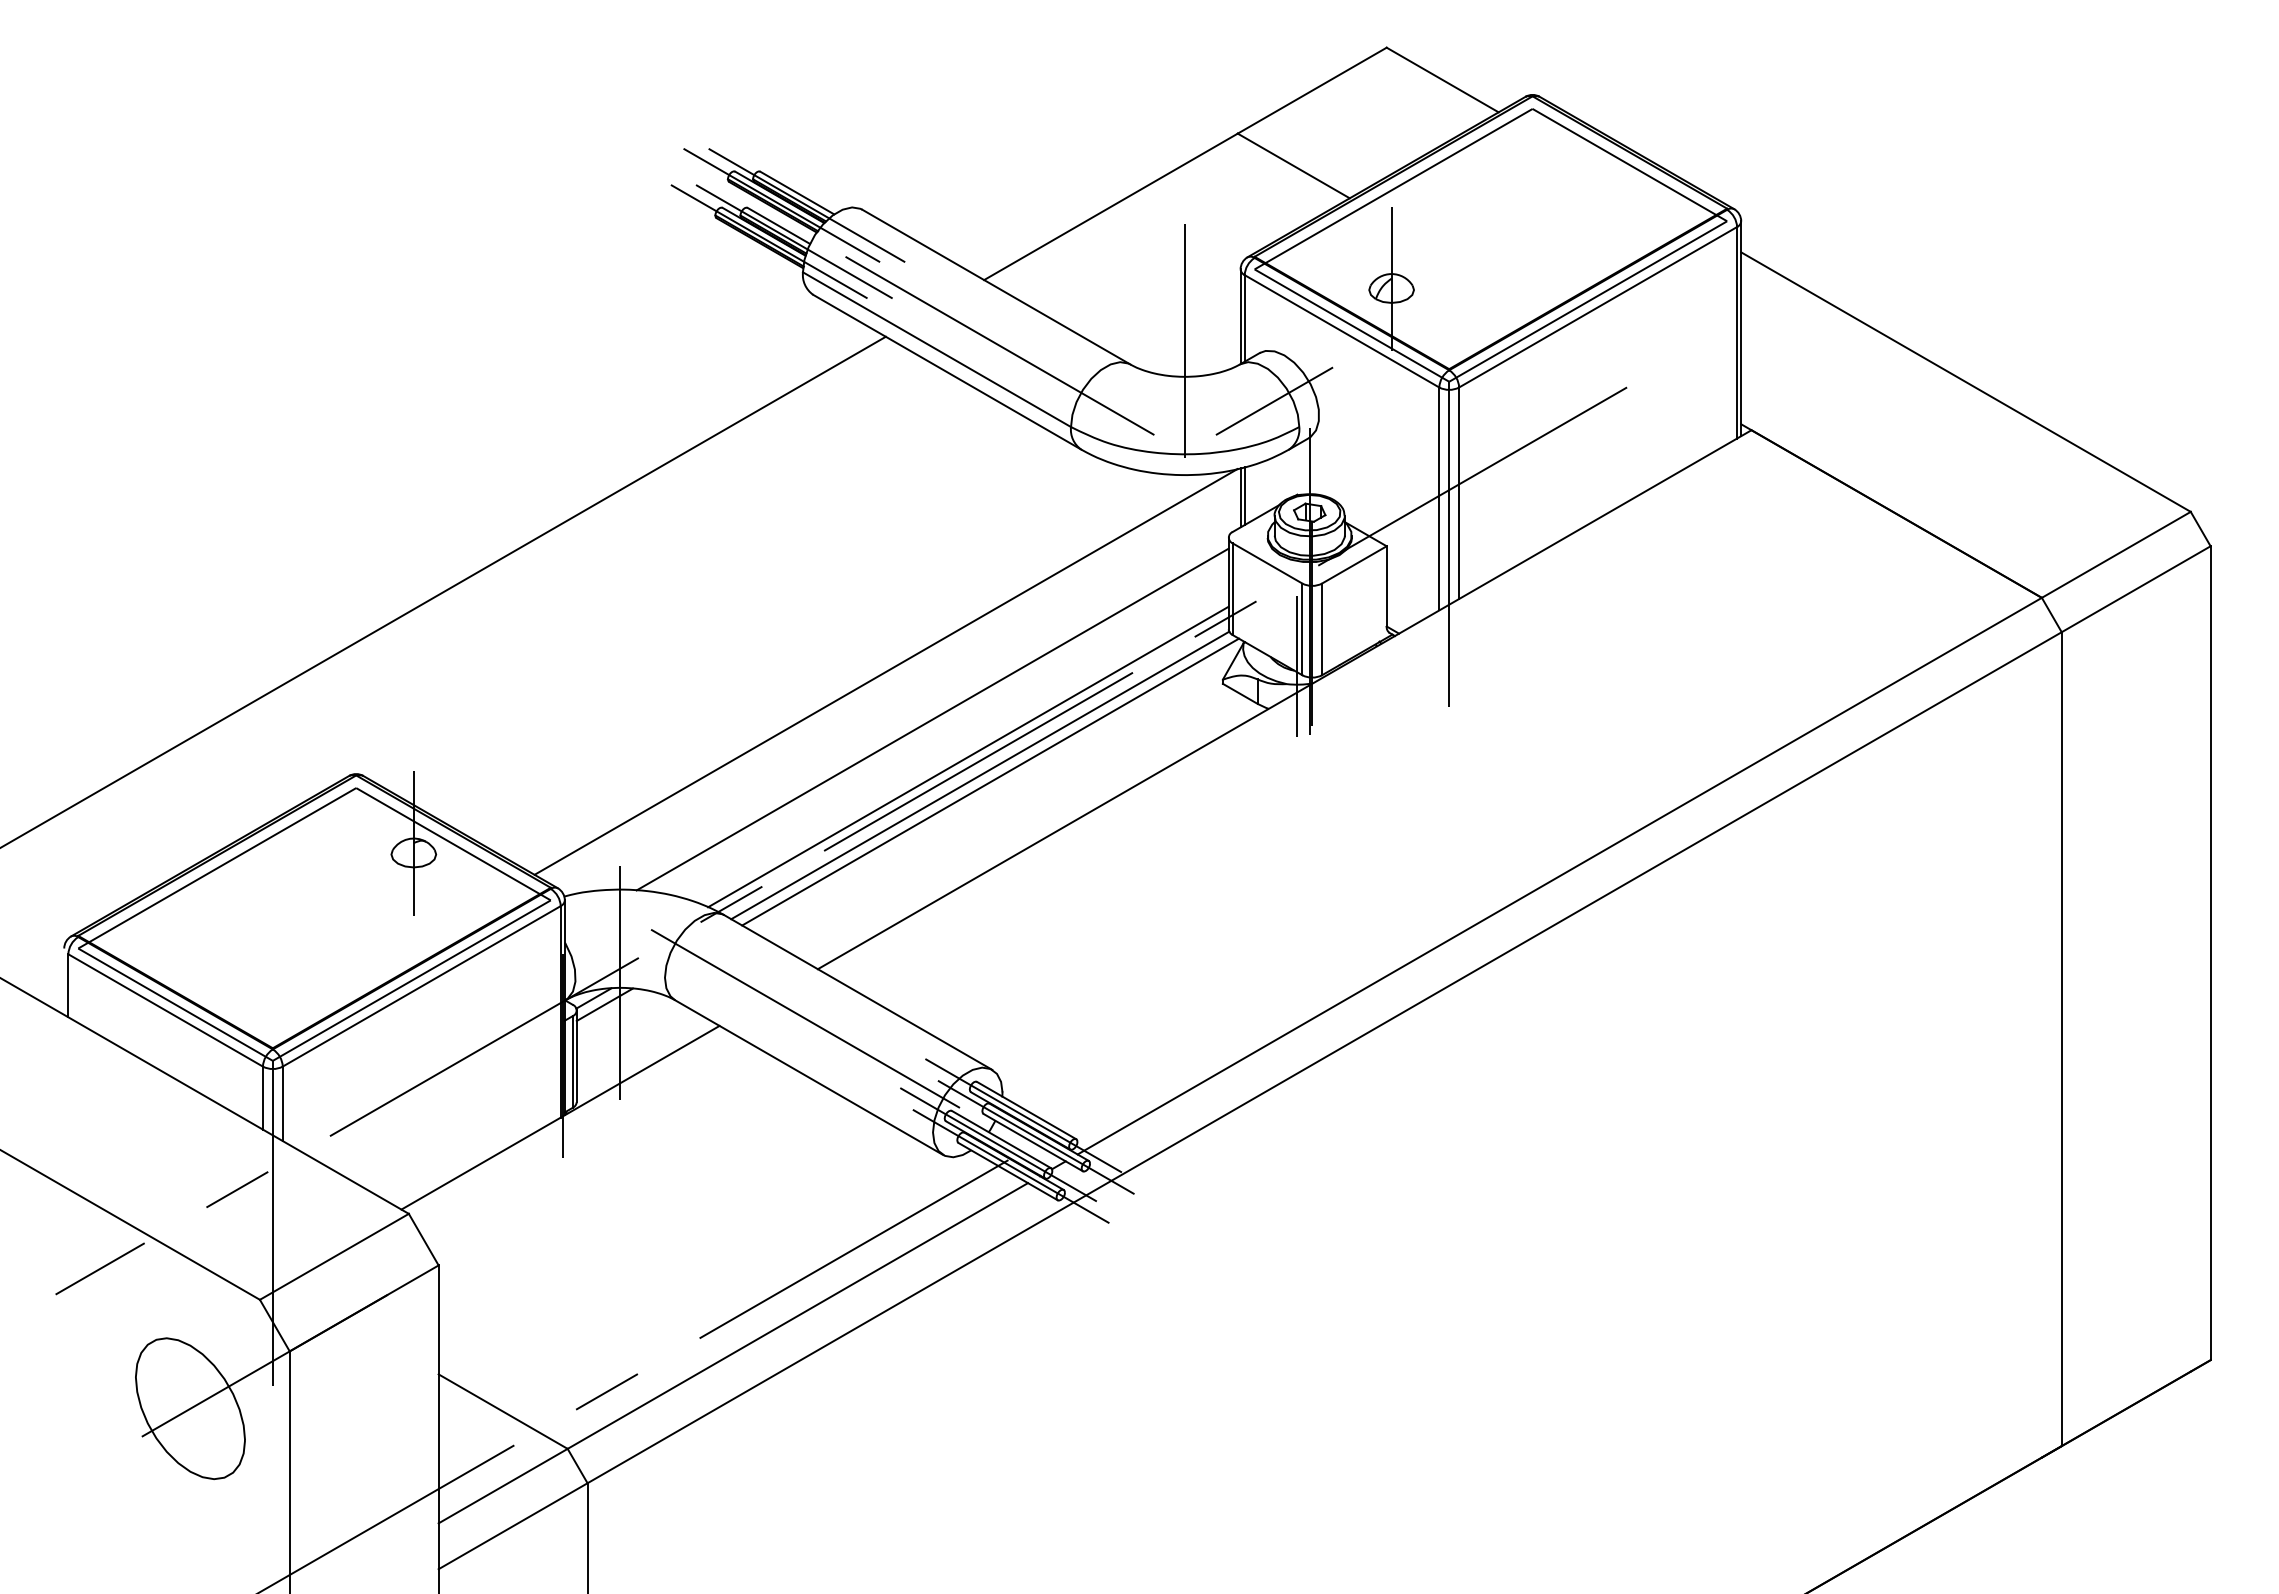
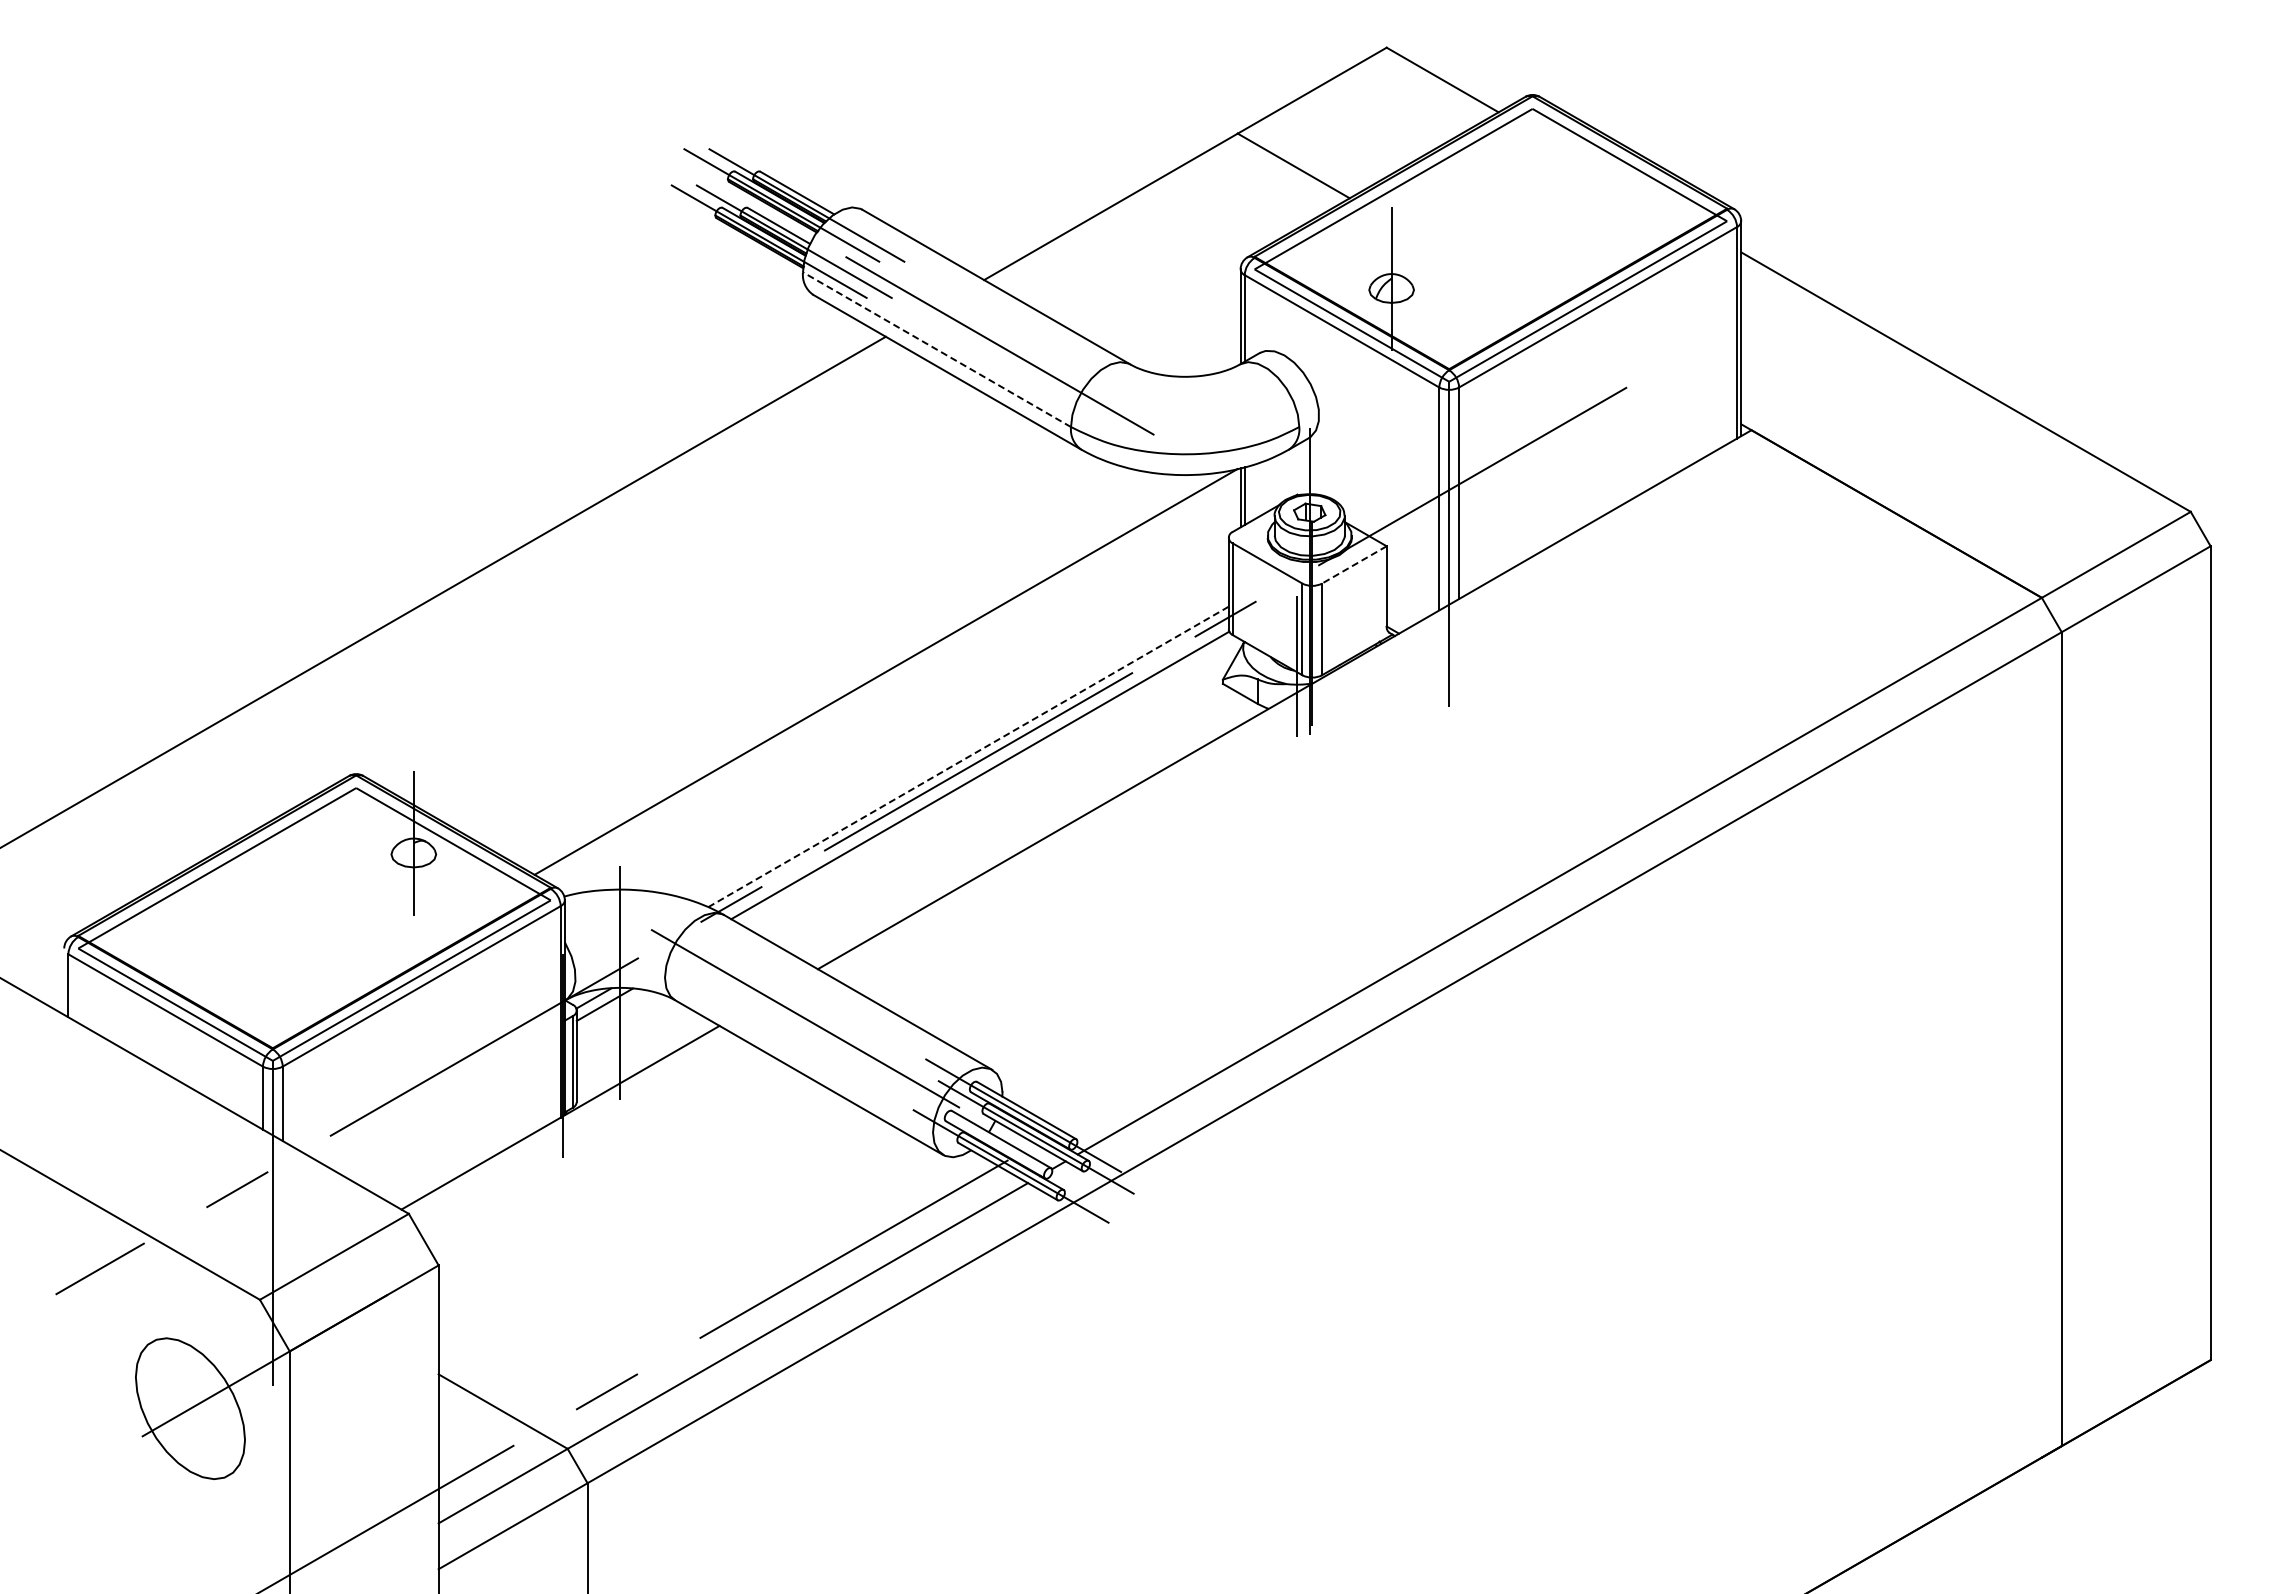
line: present -> none (1185, 340)
line: solid -> dashed (937, 349)
line: present -> none (1274, 401)
line: solid -> dashed (1353, 565)
line: present -> none (932, 719)
line: solid -> dashed (968, 757)
line: present -> none (990, 781)
line: present -> none (998, 1144)
